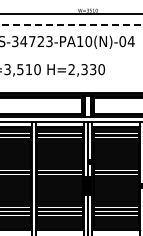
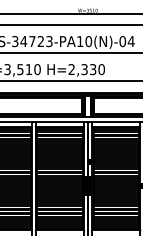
line: dashed -> solid (71, 25)
line: none -> present (70, 53)
line: none -> present (70, 81)
